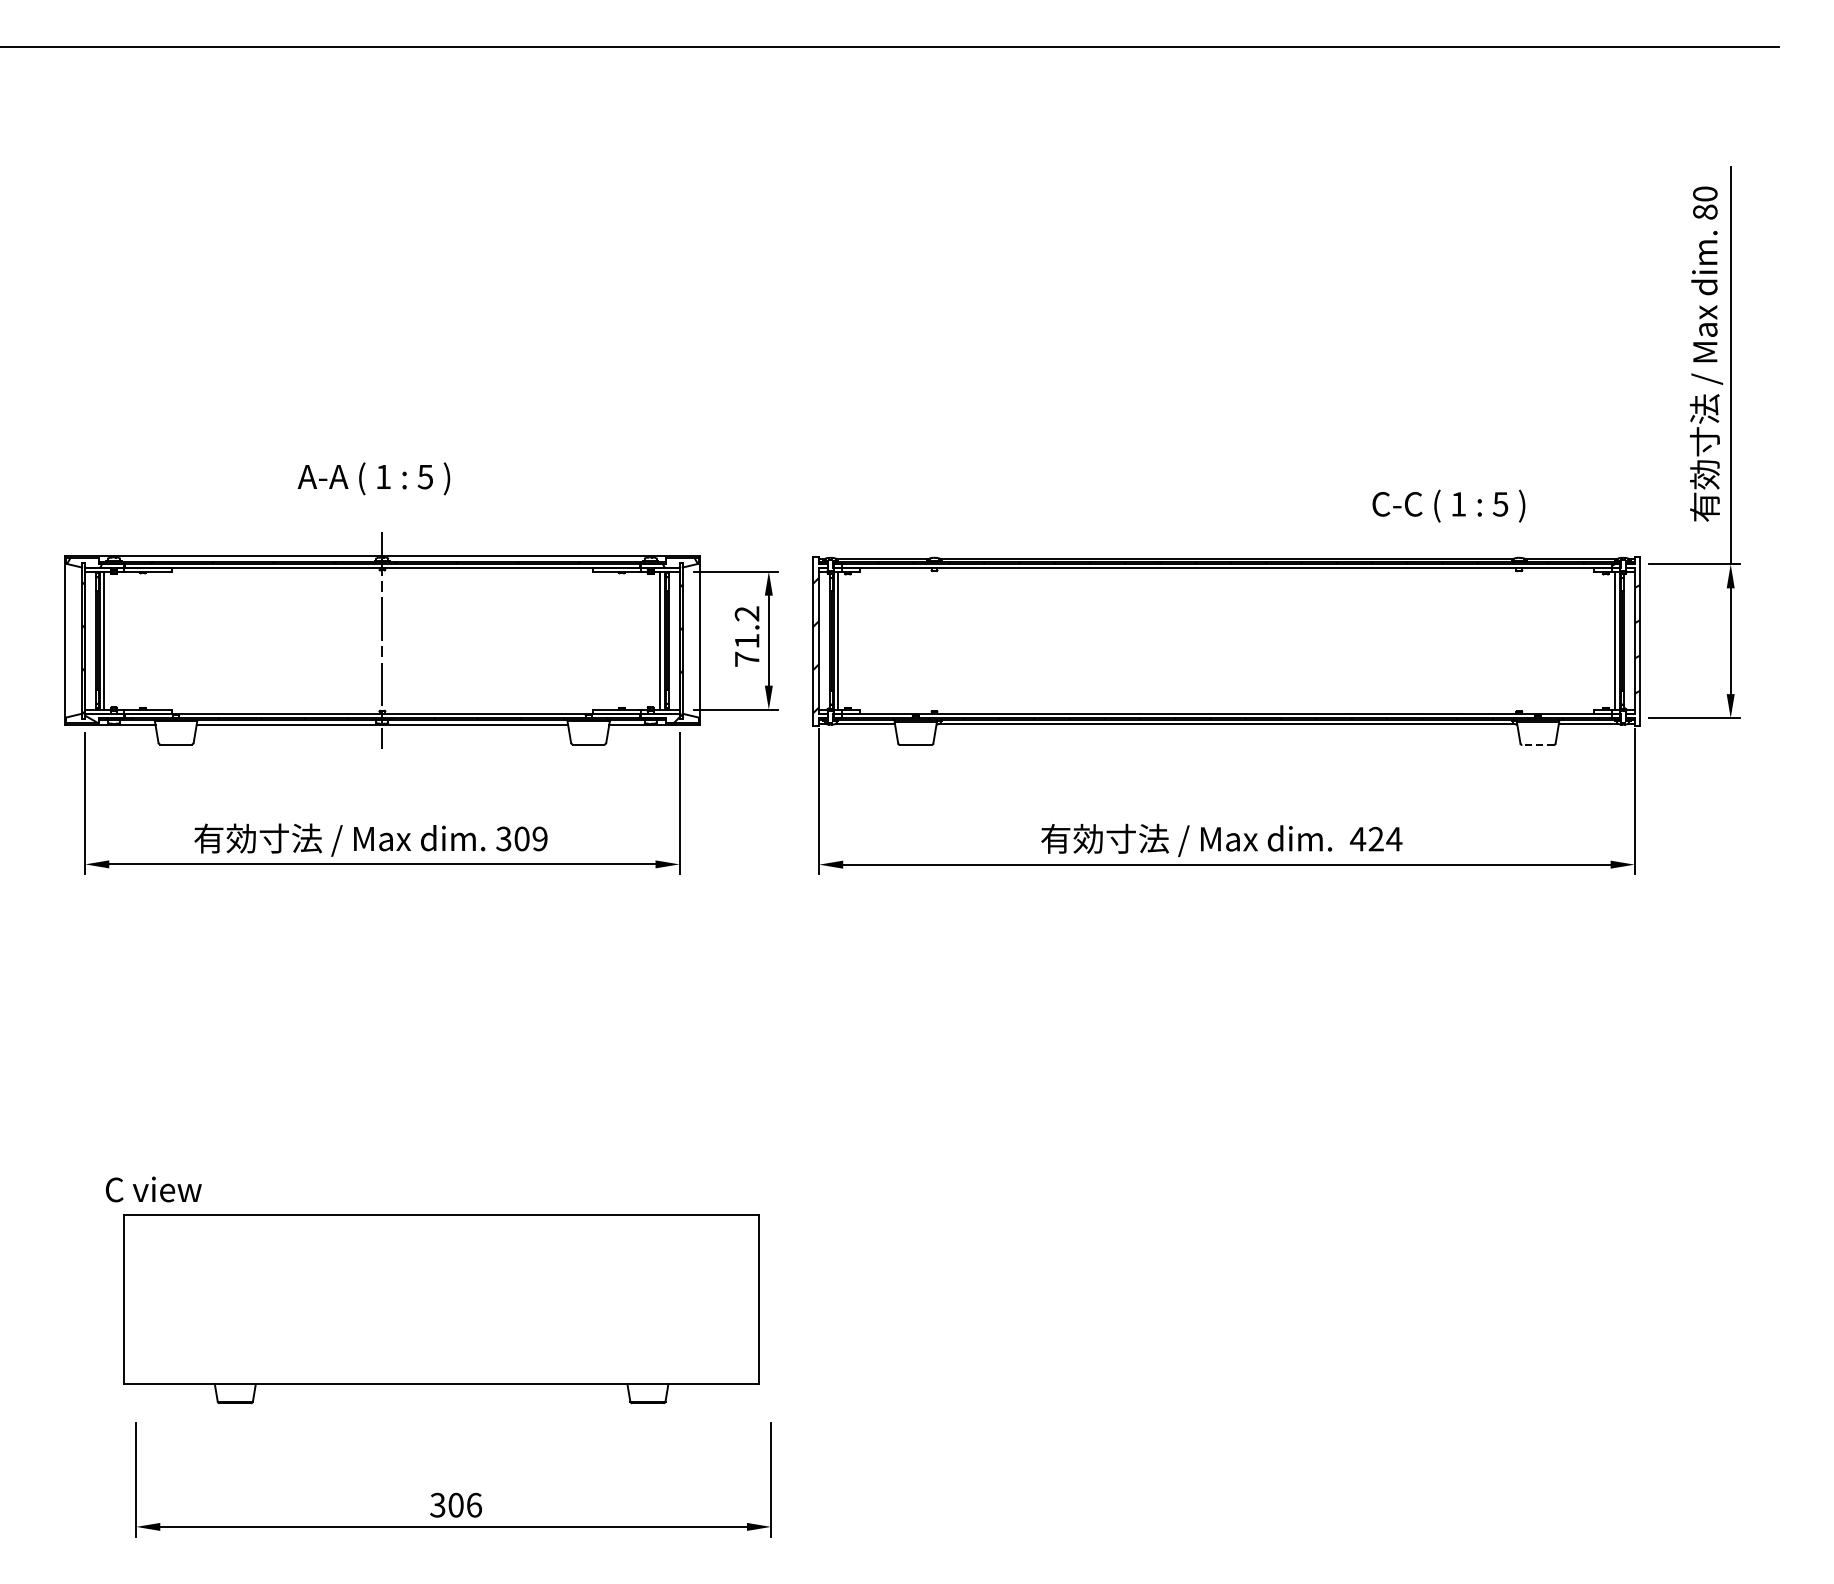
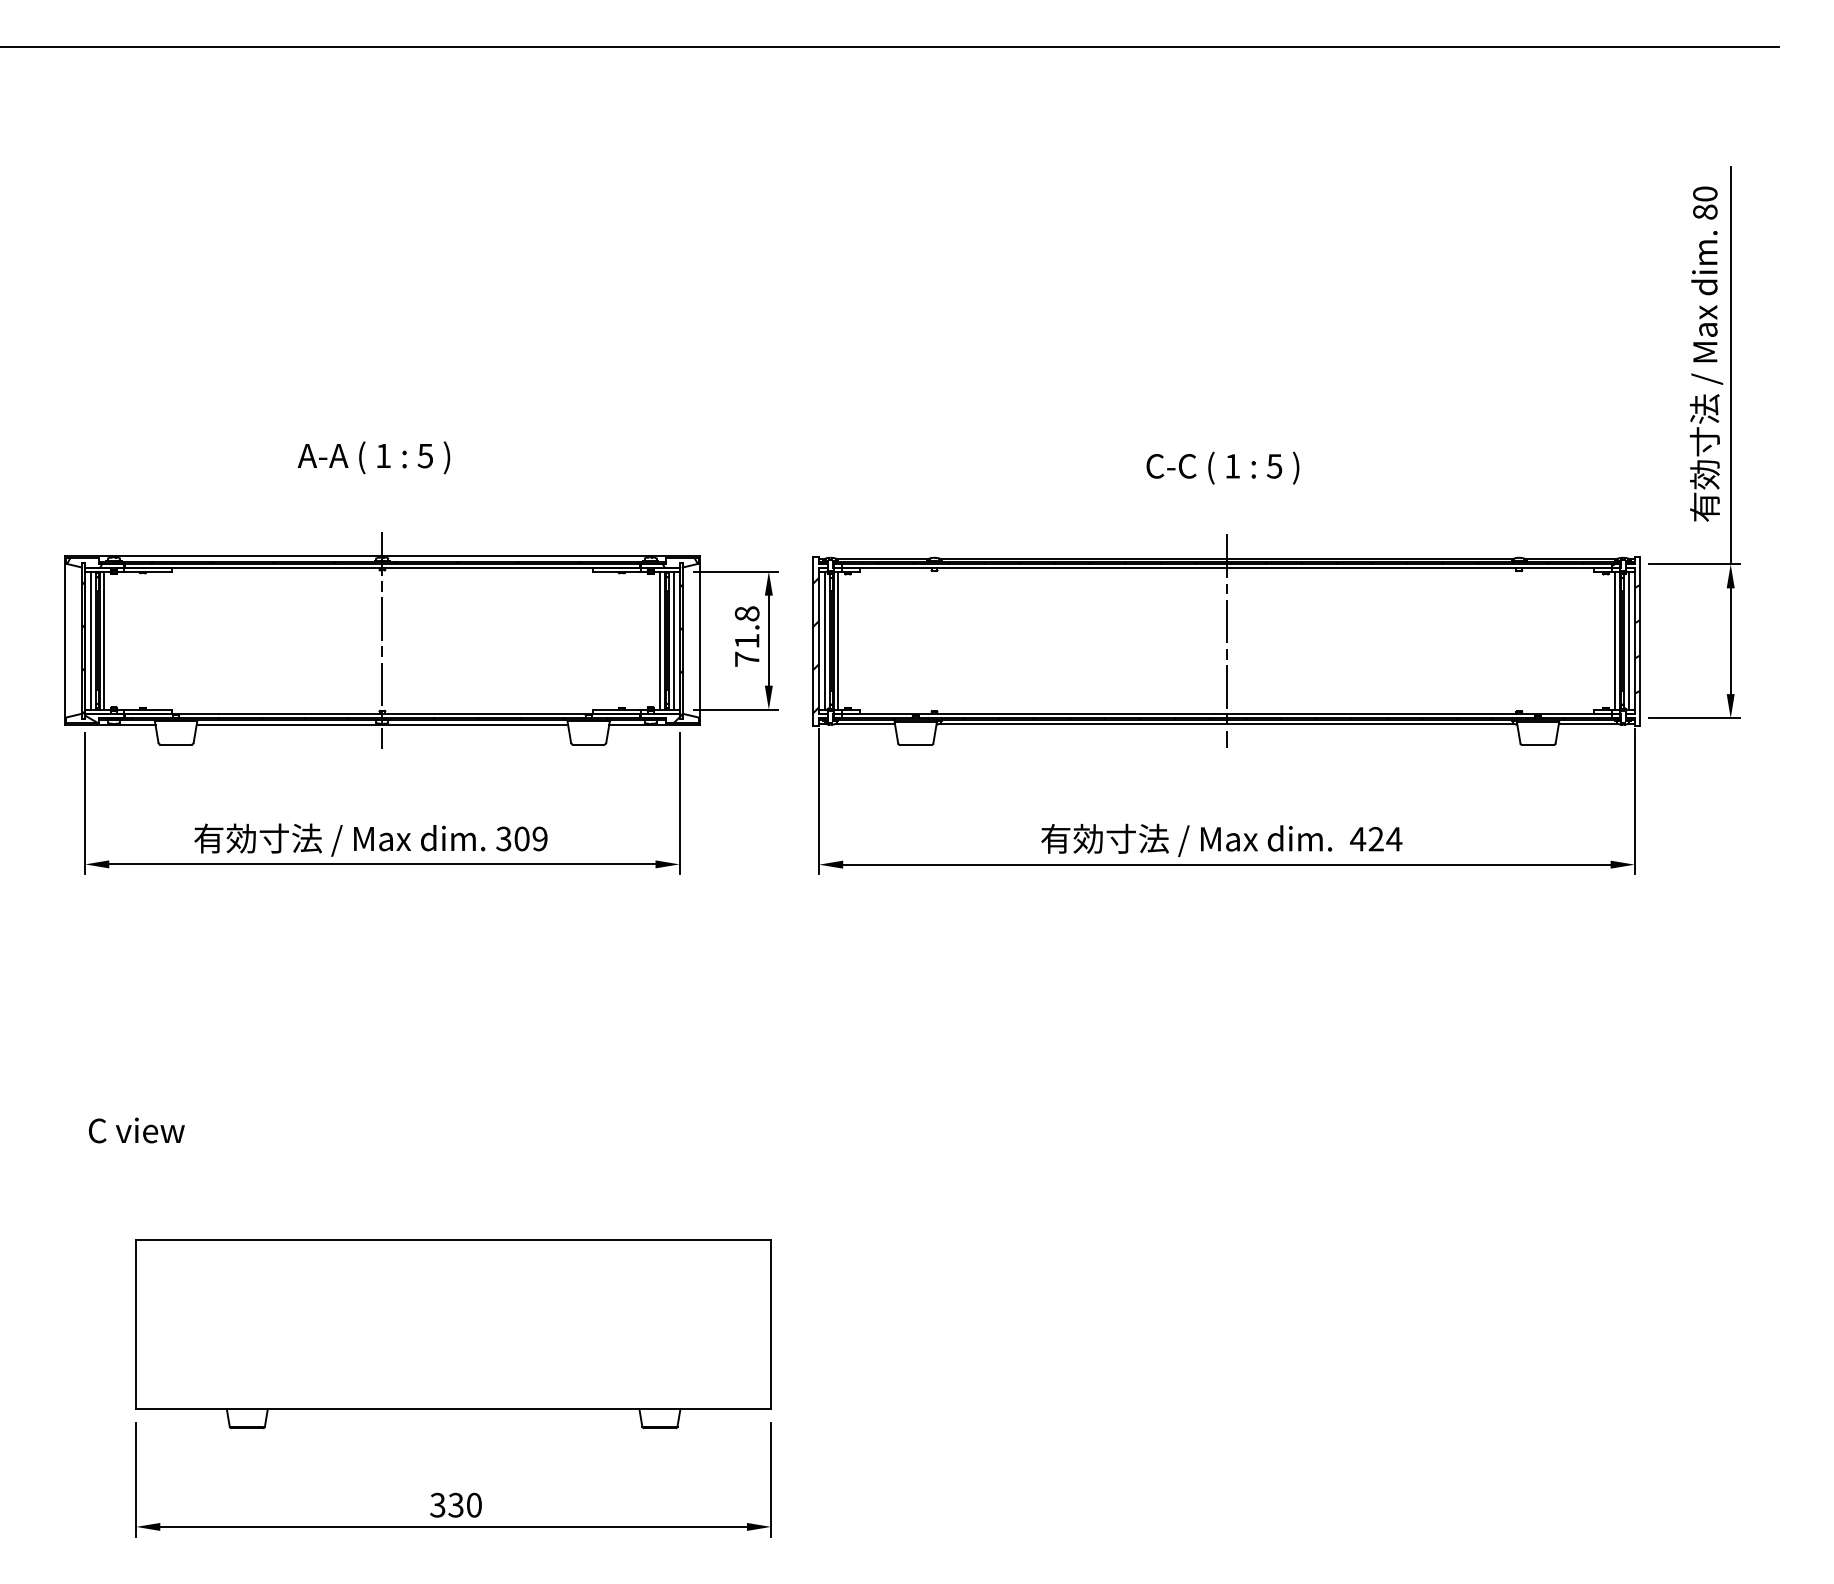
text position: (373, 478) -> (373, 457) (373, 457)
text position: (1448, 505) -> (1222, 467) (1222, 467)
text: 71.2 -> 71.8 (746, 613)
line: none -> present (90, 640)
line: none -> present (673, 640)
line: none -> present (1226, 640)
line: none -> present (824, 641)
line: none -> present (1628, 641)
line: dashed -> solid (1538, 745)
text position: (153, 1189) -> (136, 1130) (136, 1130)
part position: (441, 1309) -> (453, 1334) (453, 1334)
text: 306 -> 330 (465, 1504)
